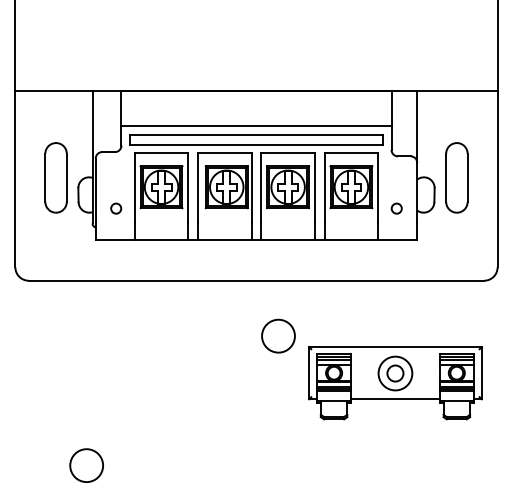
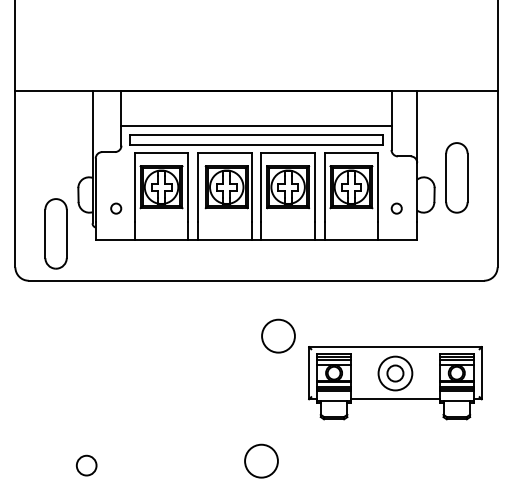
part position: (55, 177) -> (55, 233) (55, 233)
circle: none -> present (261, 460)
circle diameter: 33 px -> 20 px (86, 465)
